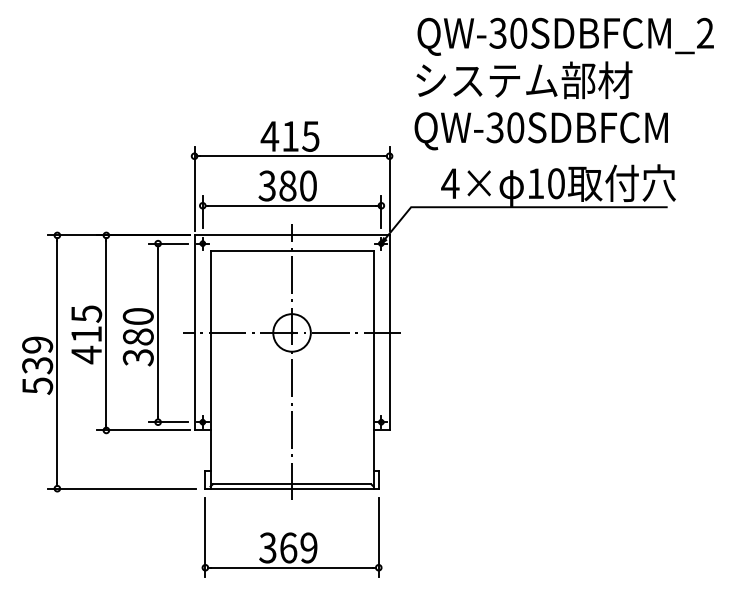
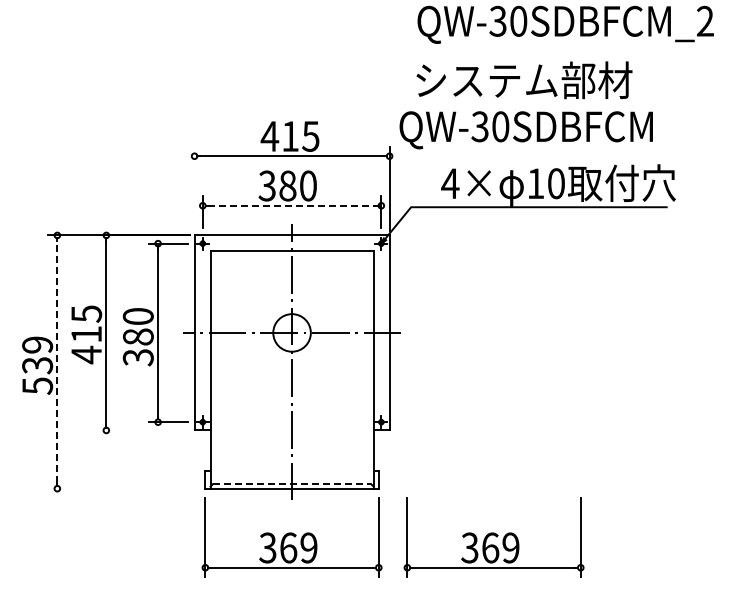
text position: (565, 36) -> (565, 24) (565, 24)
text position: (540, 131) -> (525, 130) (525, 130)
line: present -> none (194, 188)
line: solid -> dashed (292, 205)
line: solid -> dashed (57, 361)
line: present -> none (142, 430)
line: solid -> dashed (292, 484)
line: present -> none (121, 488)
part: none -> present (493, 537)
